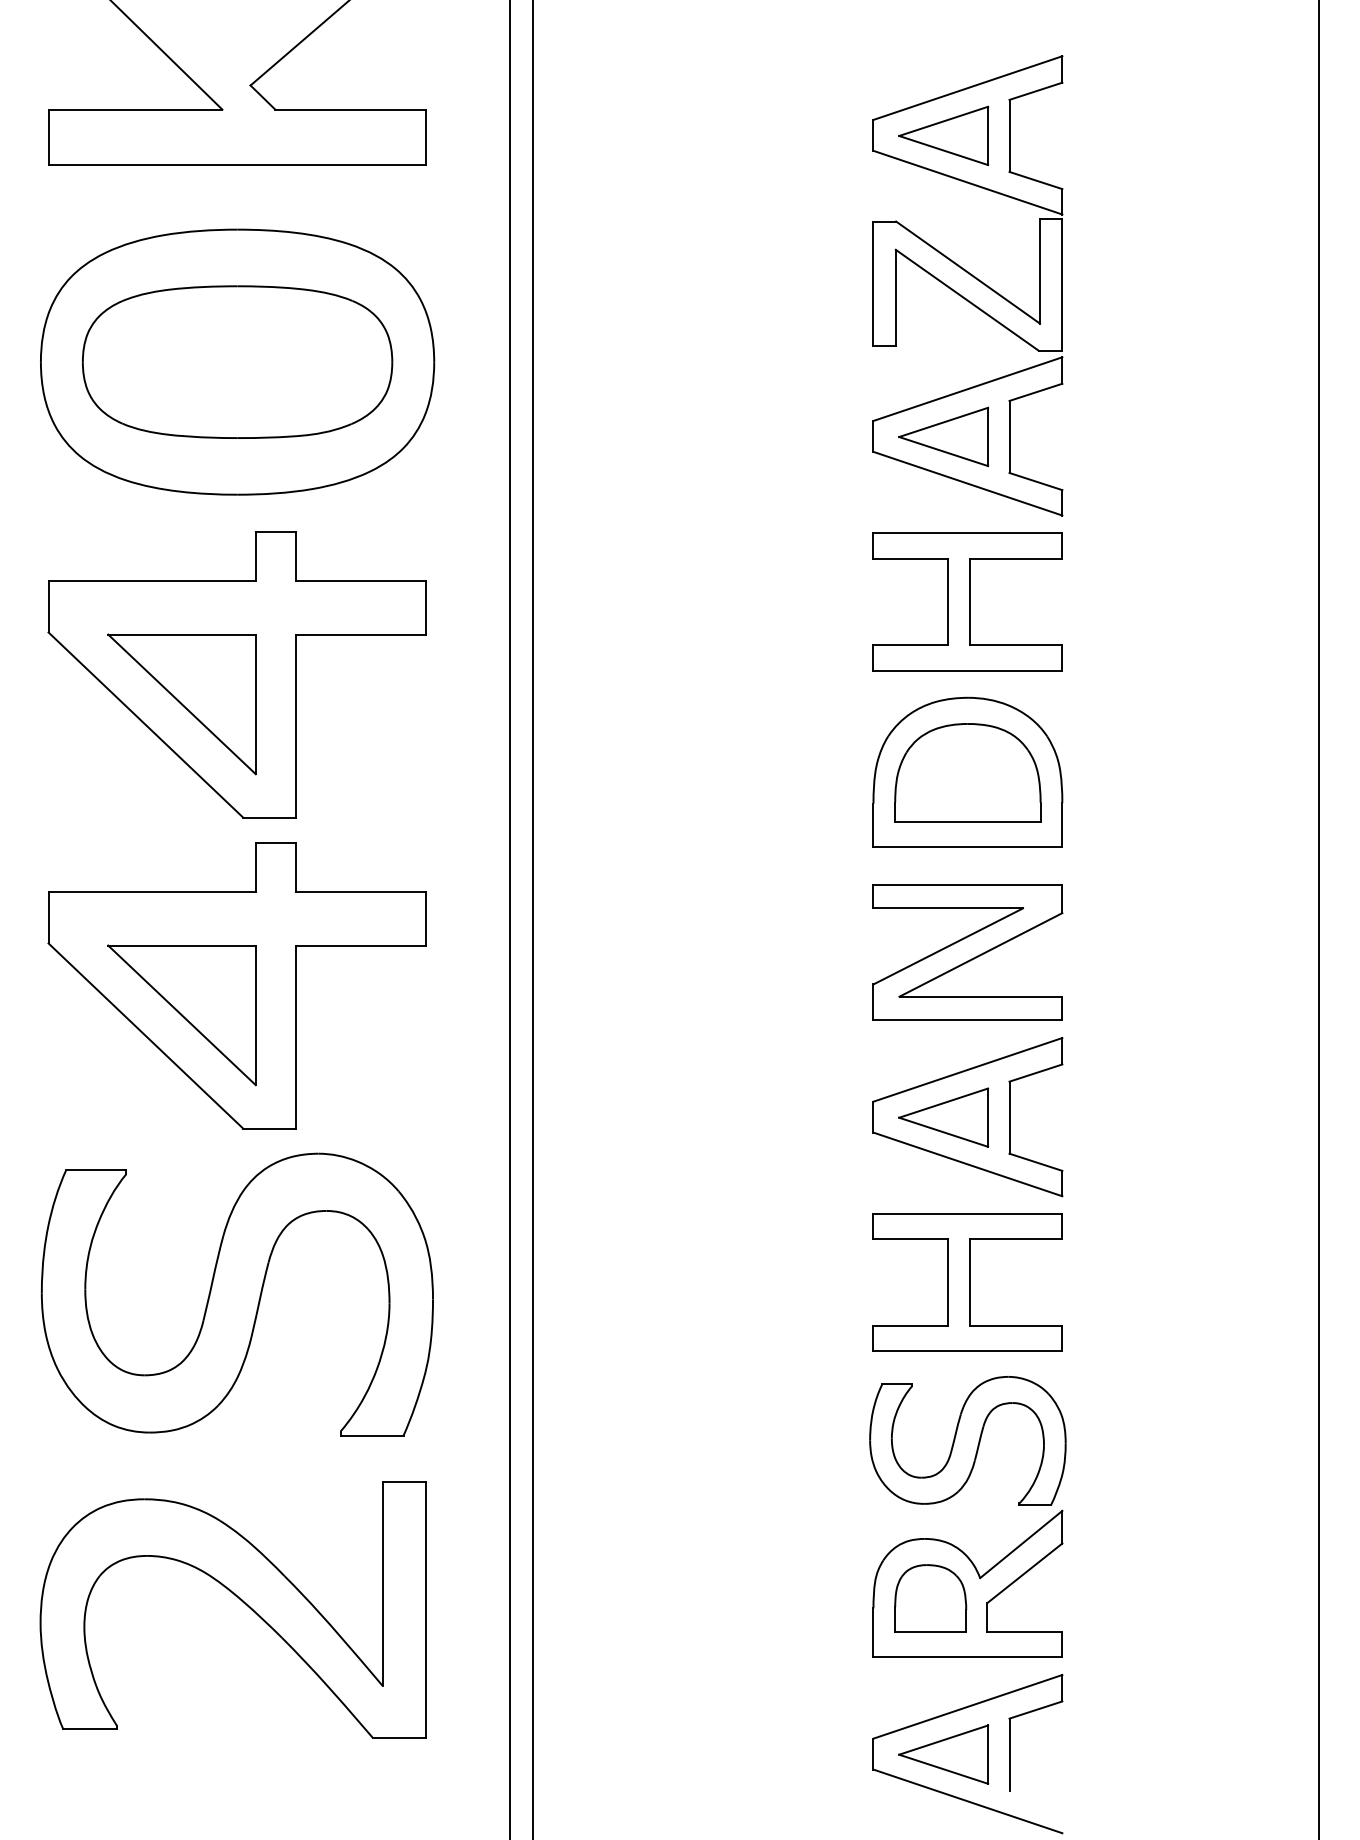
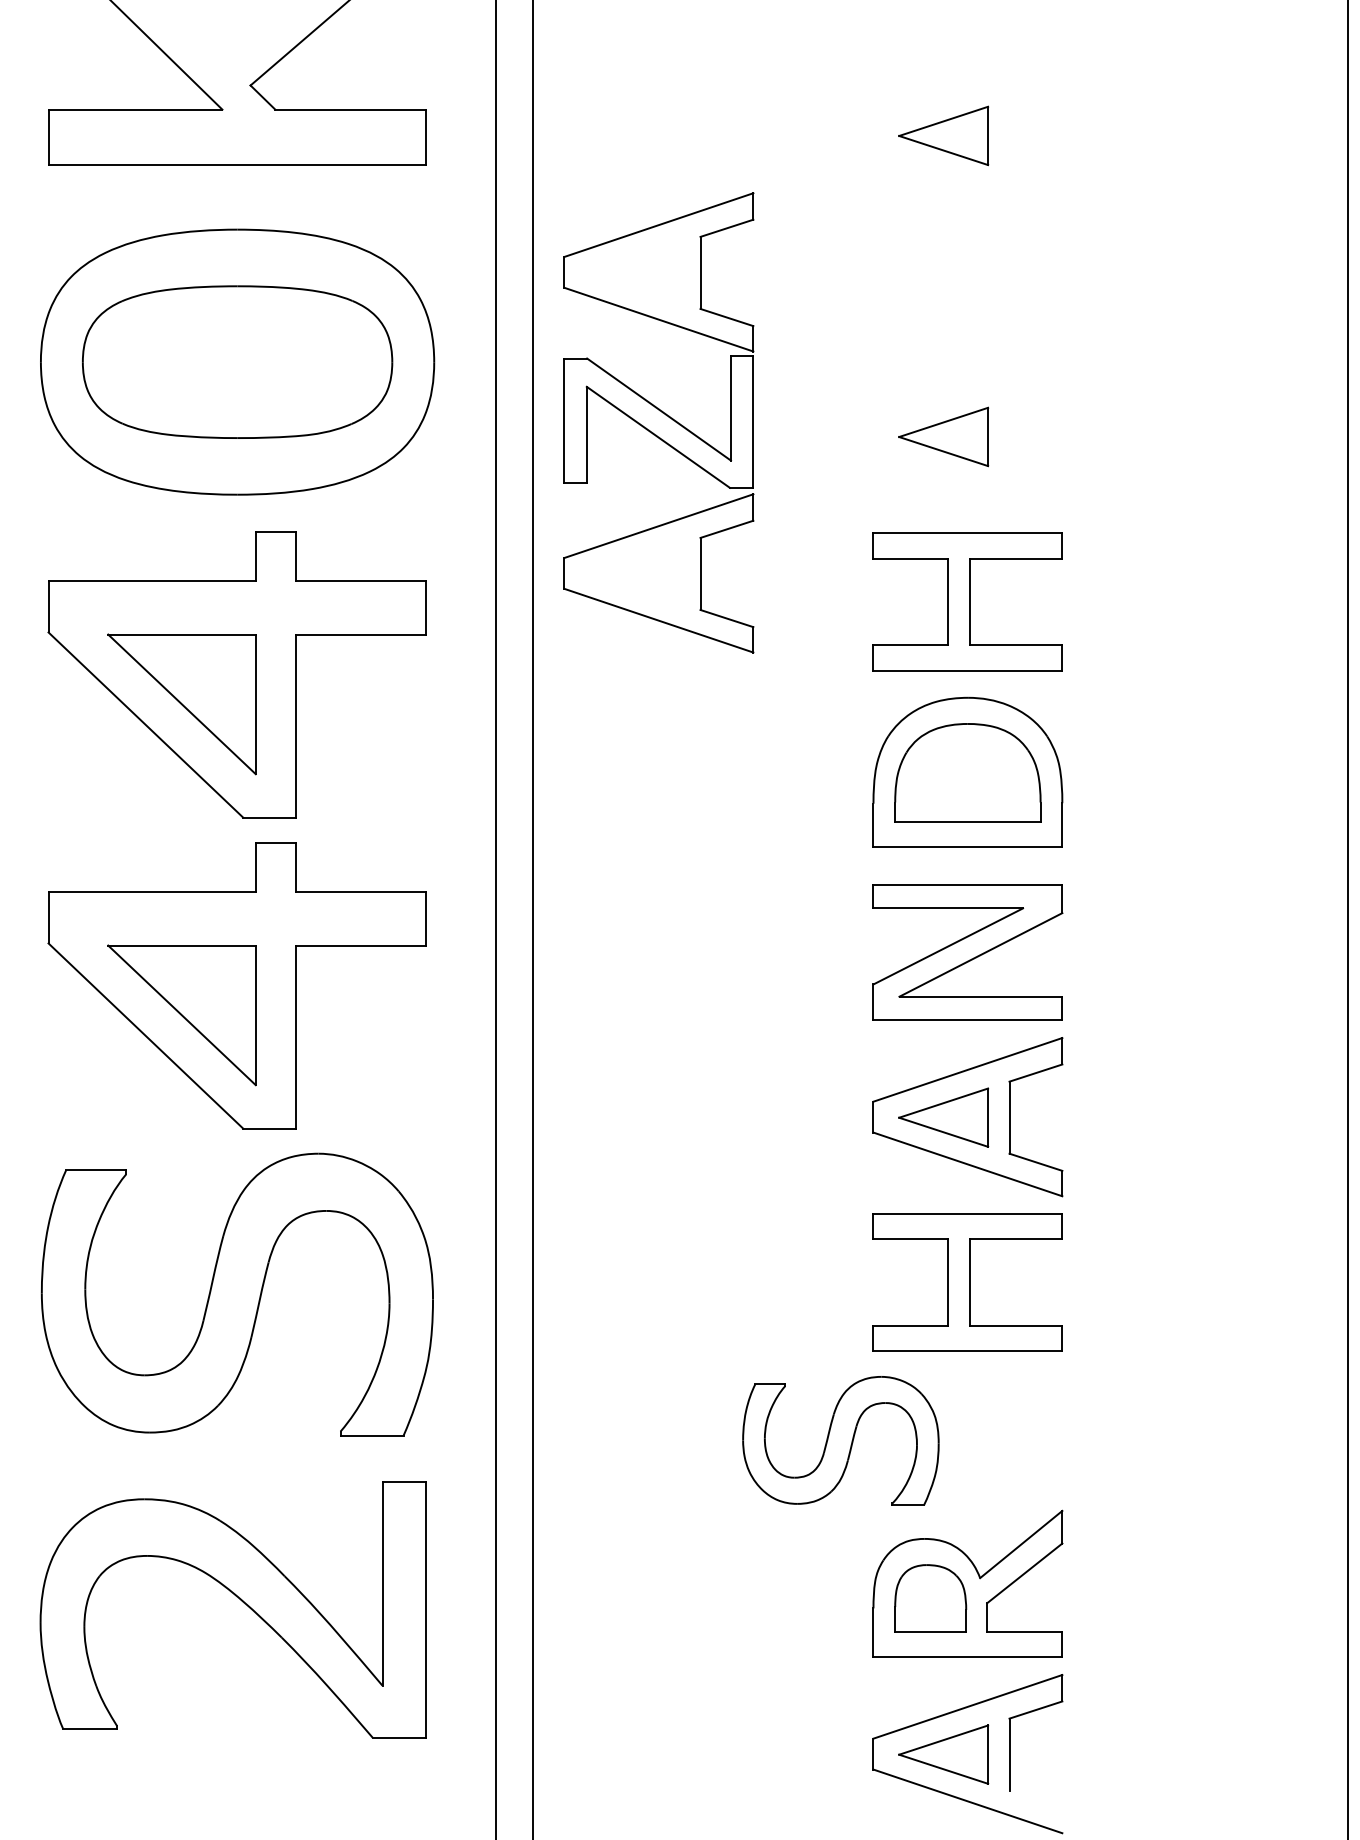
part position: (967, 285) -> (658, 422) (658, 422)
line position: (510, 919) -> (496, 919) (496, 919)
line position: (1319, 919) -> (1348, 919) (1348, 919)
part position: (967, 1440) -> (840, 1440) (840, 1440)
